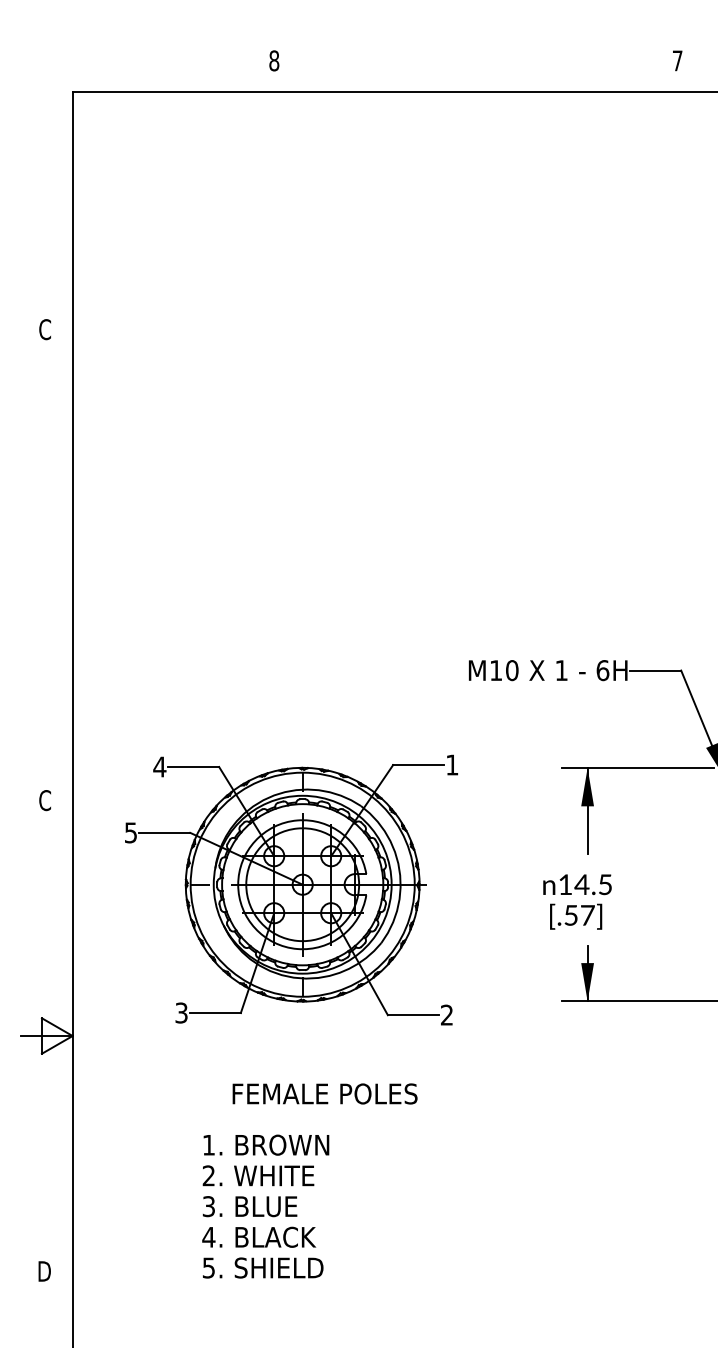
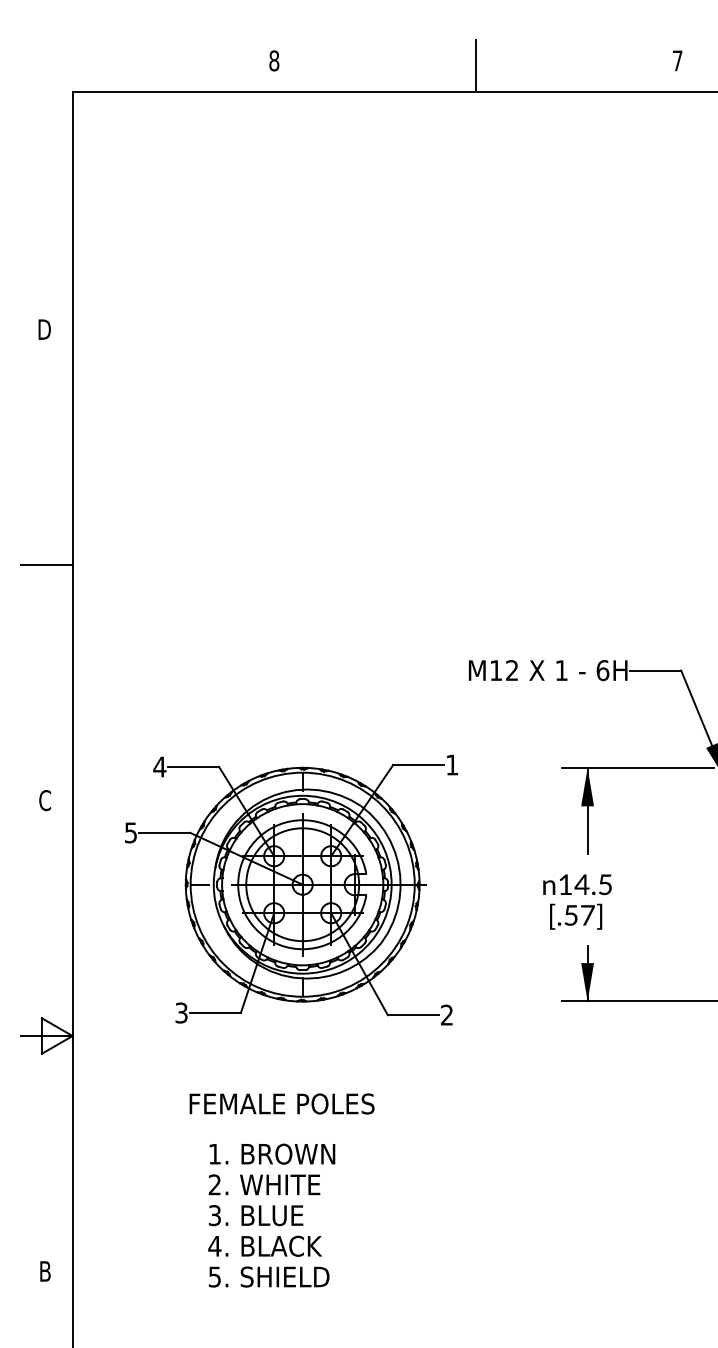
line: none -> present (476, 65)
text: C -> D (44, 329)
line: none -> present (46, 565)
text: M10 -> M12 (512, 670)
text position: (324, 1093) -> (281, 1103) (281, 1103)
text position: (265, 1206) -> (271, 1215) (271, 1215)
text: D -> B (44, 1271)
